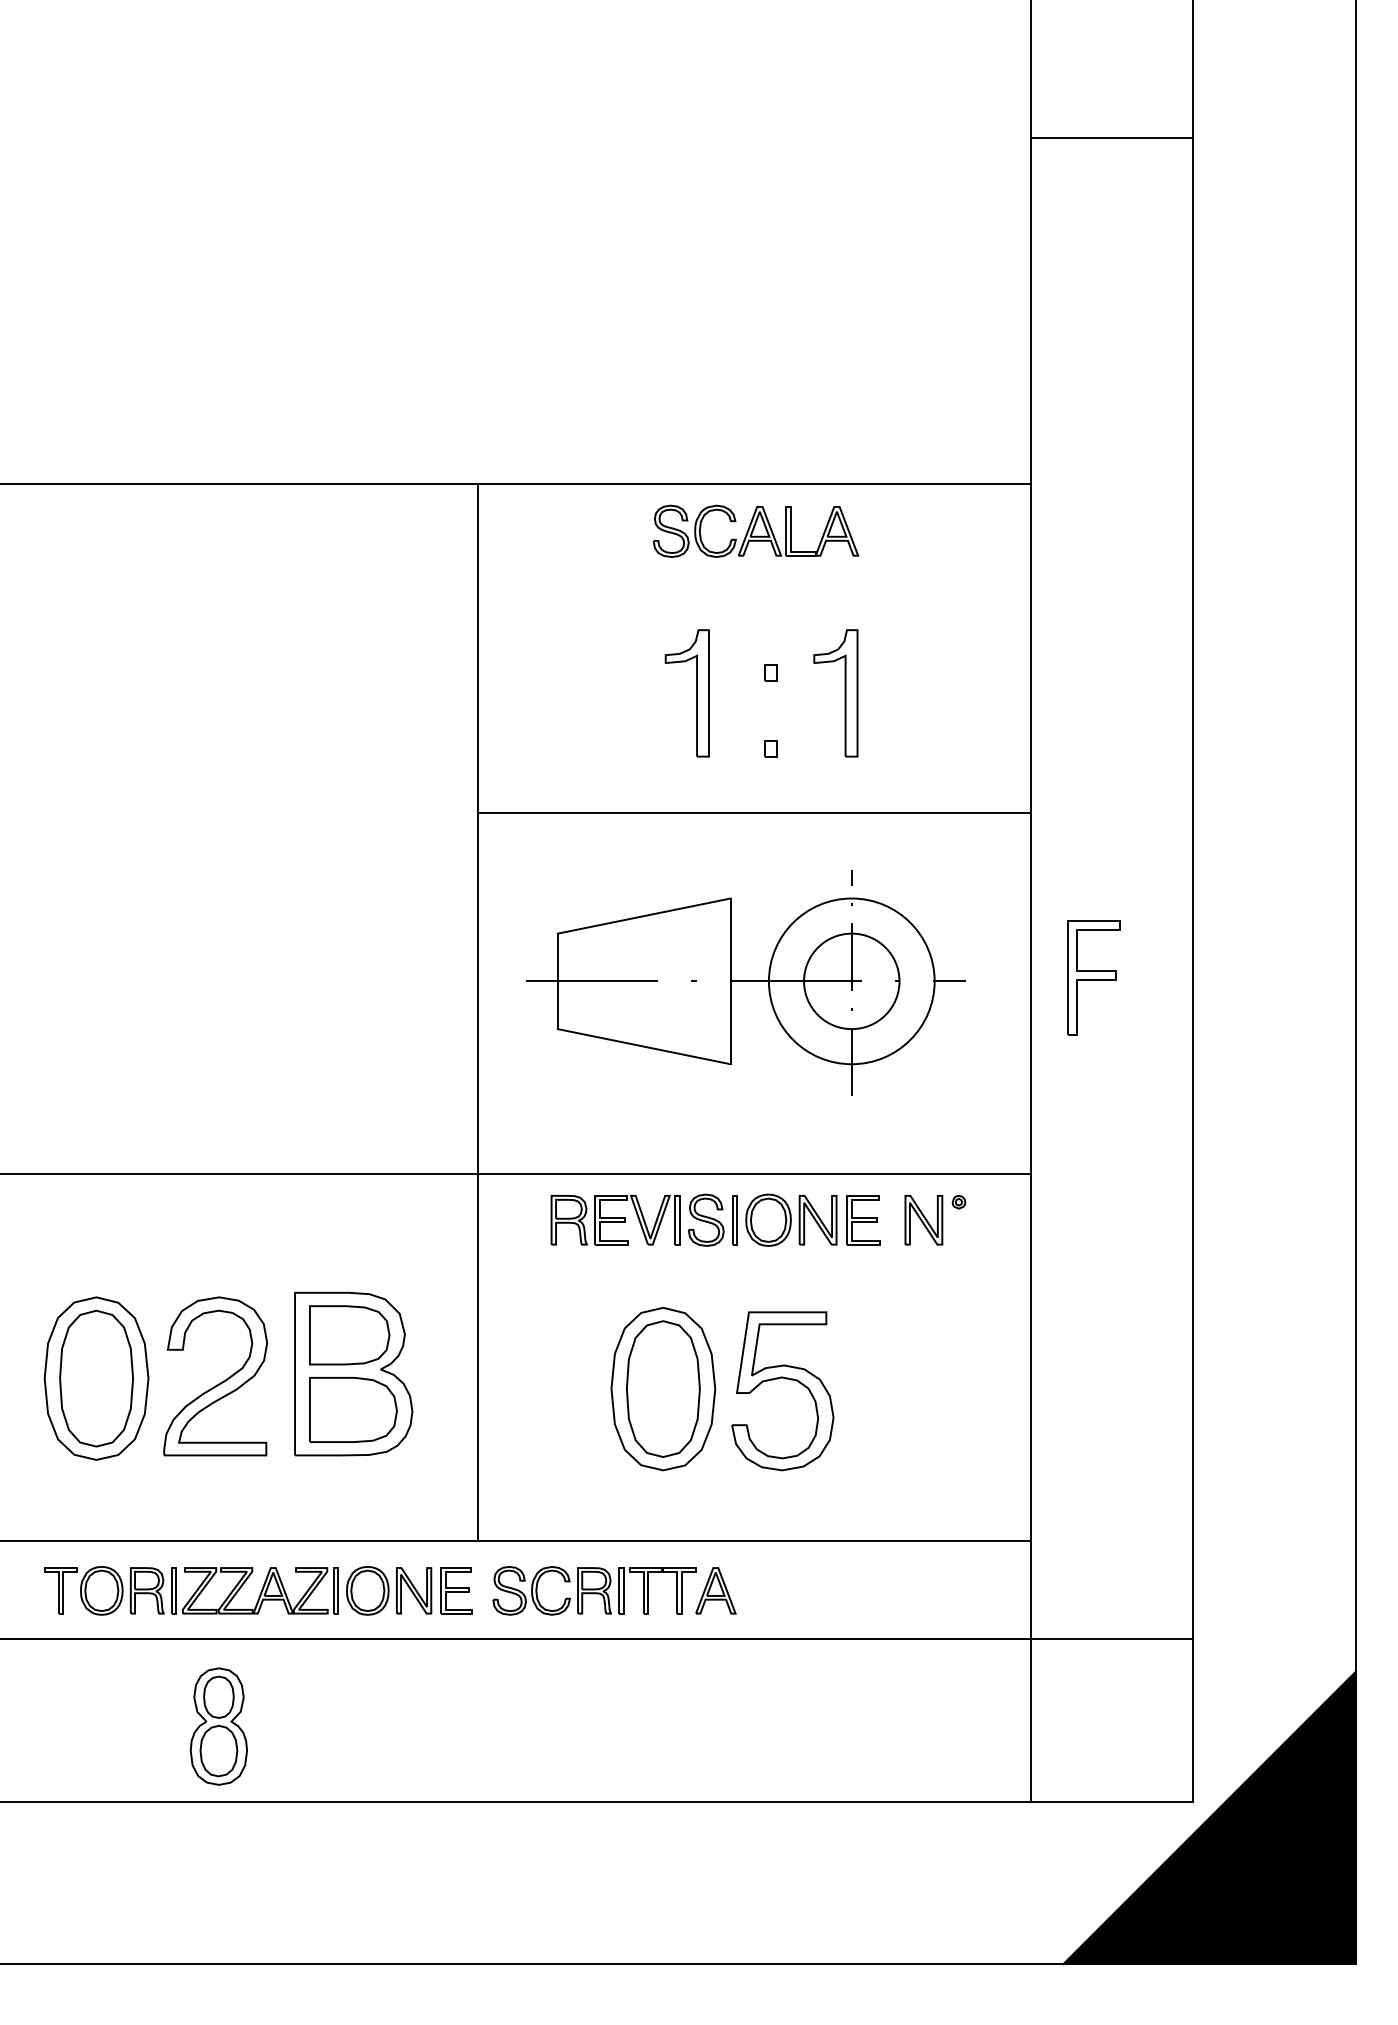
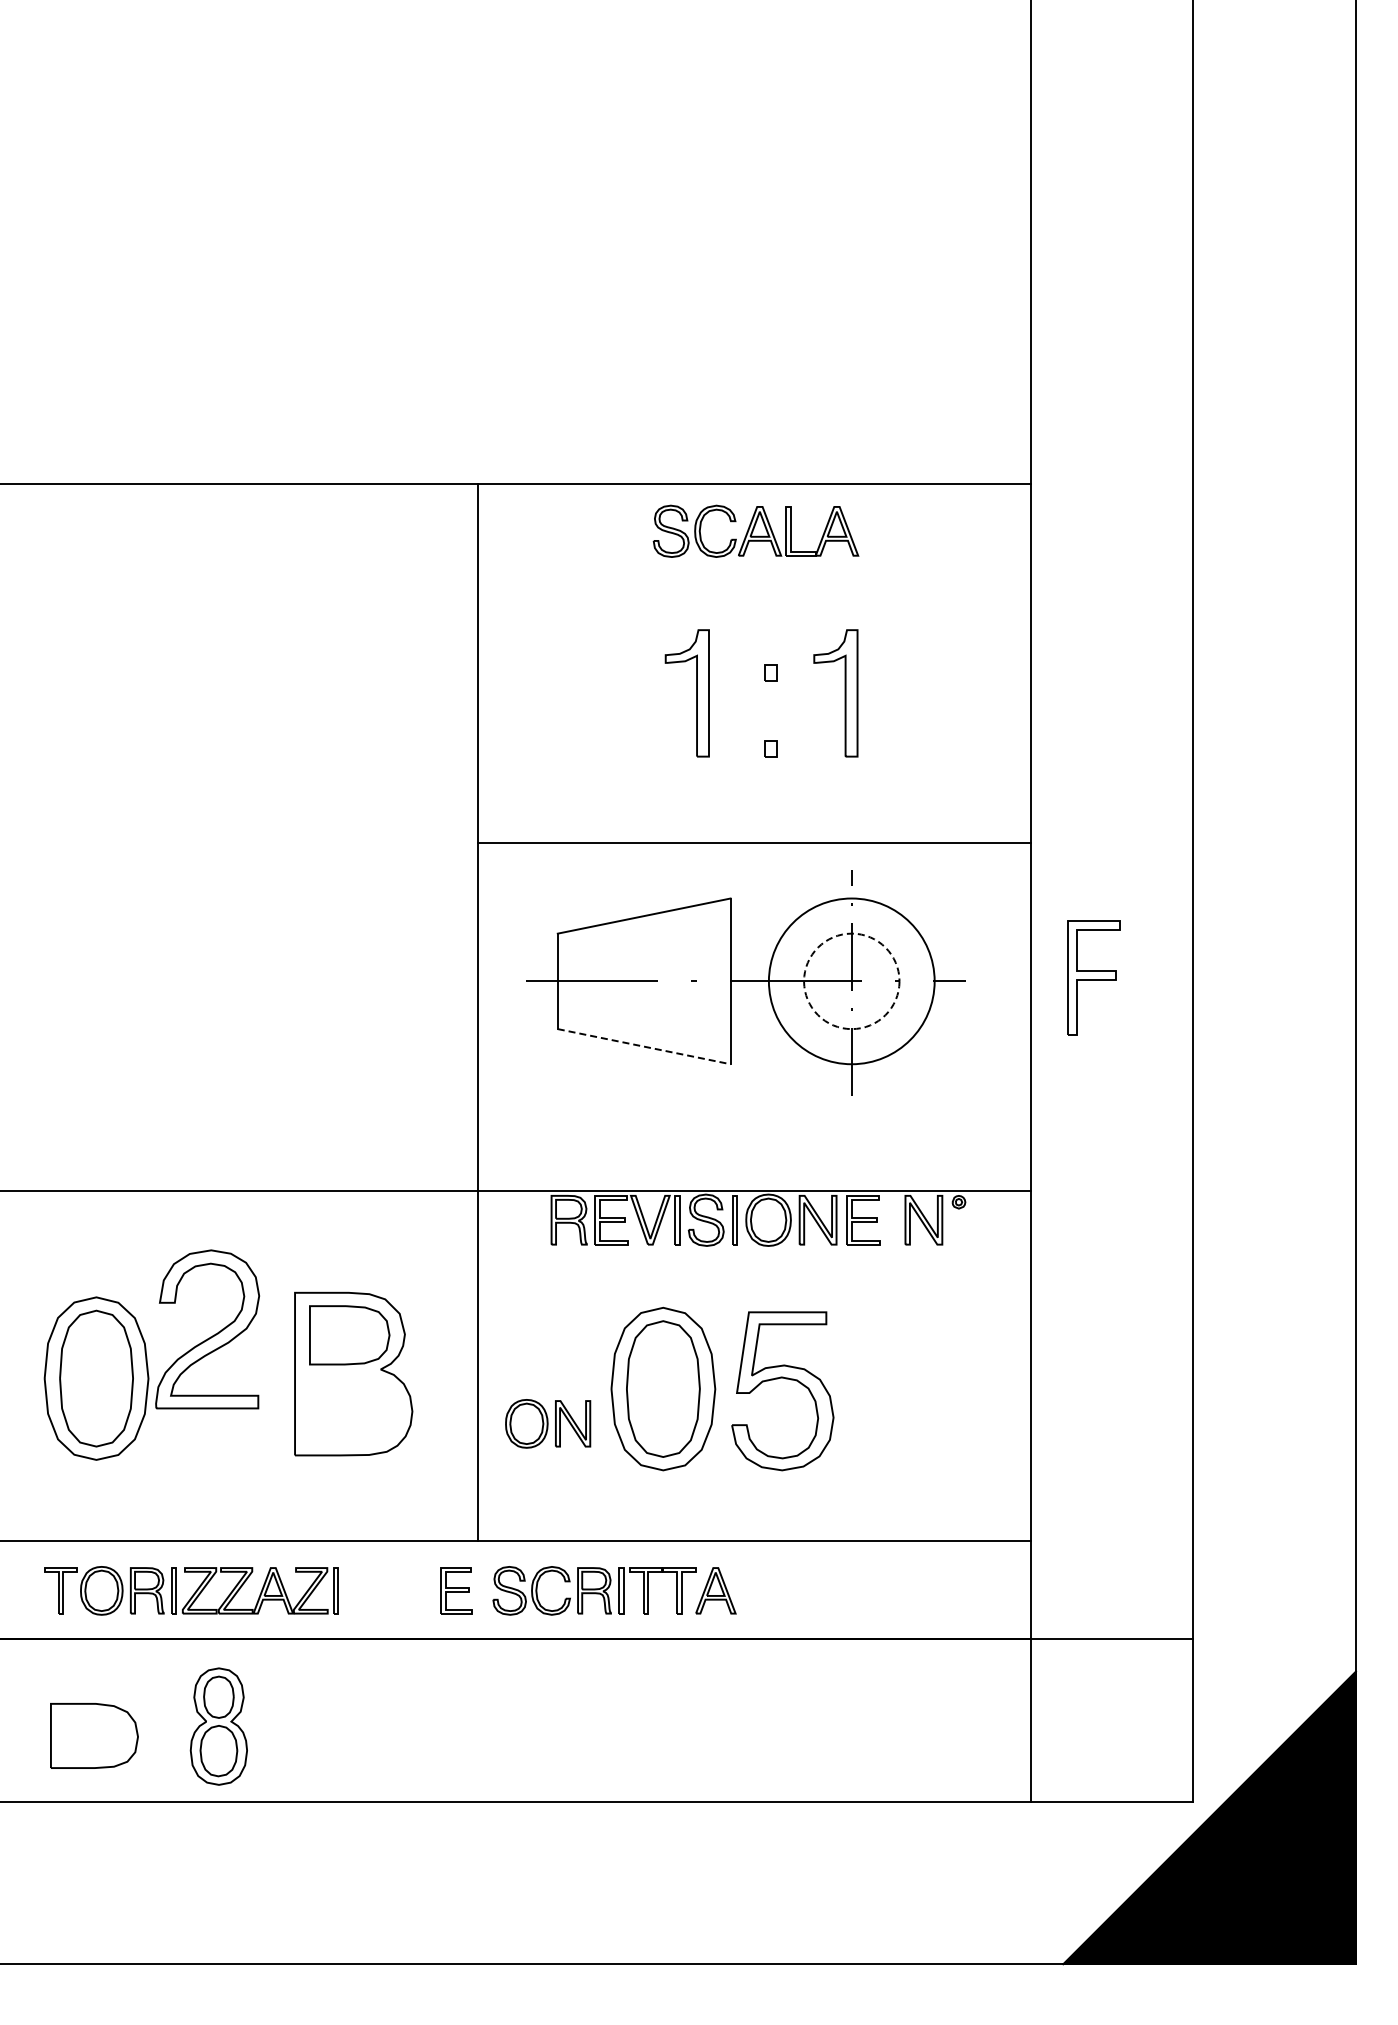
line: present -> none (1111, 137)
line position: (753, 813) -> (753, 843) (753, 843)
circle: solid -> dashed (851, 981)
line: solid -> dashed (644, 1046)
line position: (516, 1173) -> (516, 1190) (516, 1190)
part position: (218, 1383) -> (210, 1336) (210, 1336)
part position: (353, 1409) -> (94, 1735) (94, 1735)
part position: (389, 1590) -> (548, 1423) (548, 1423)
